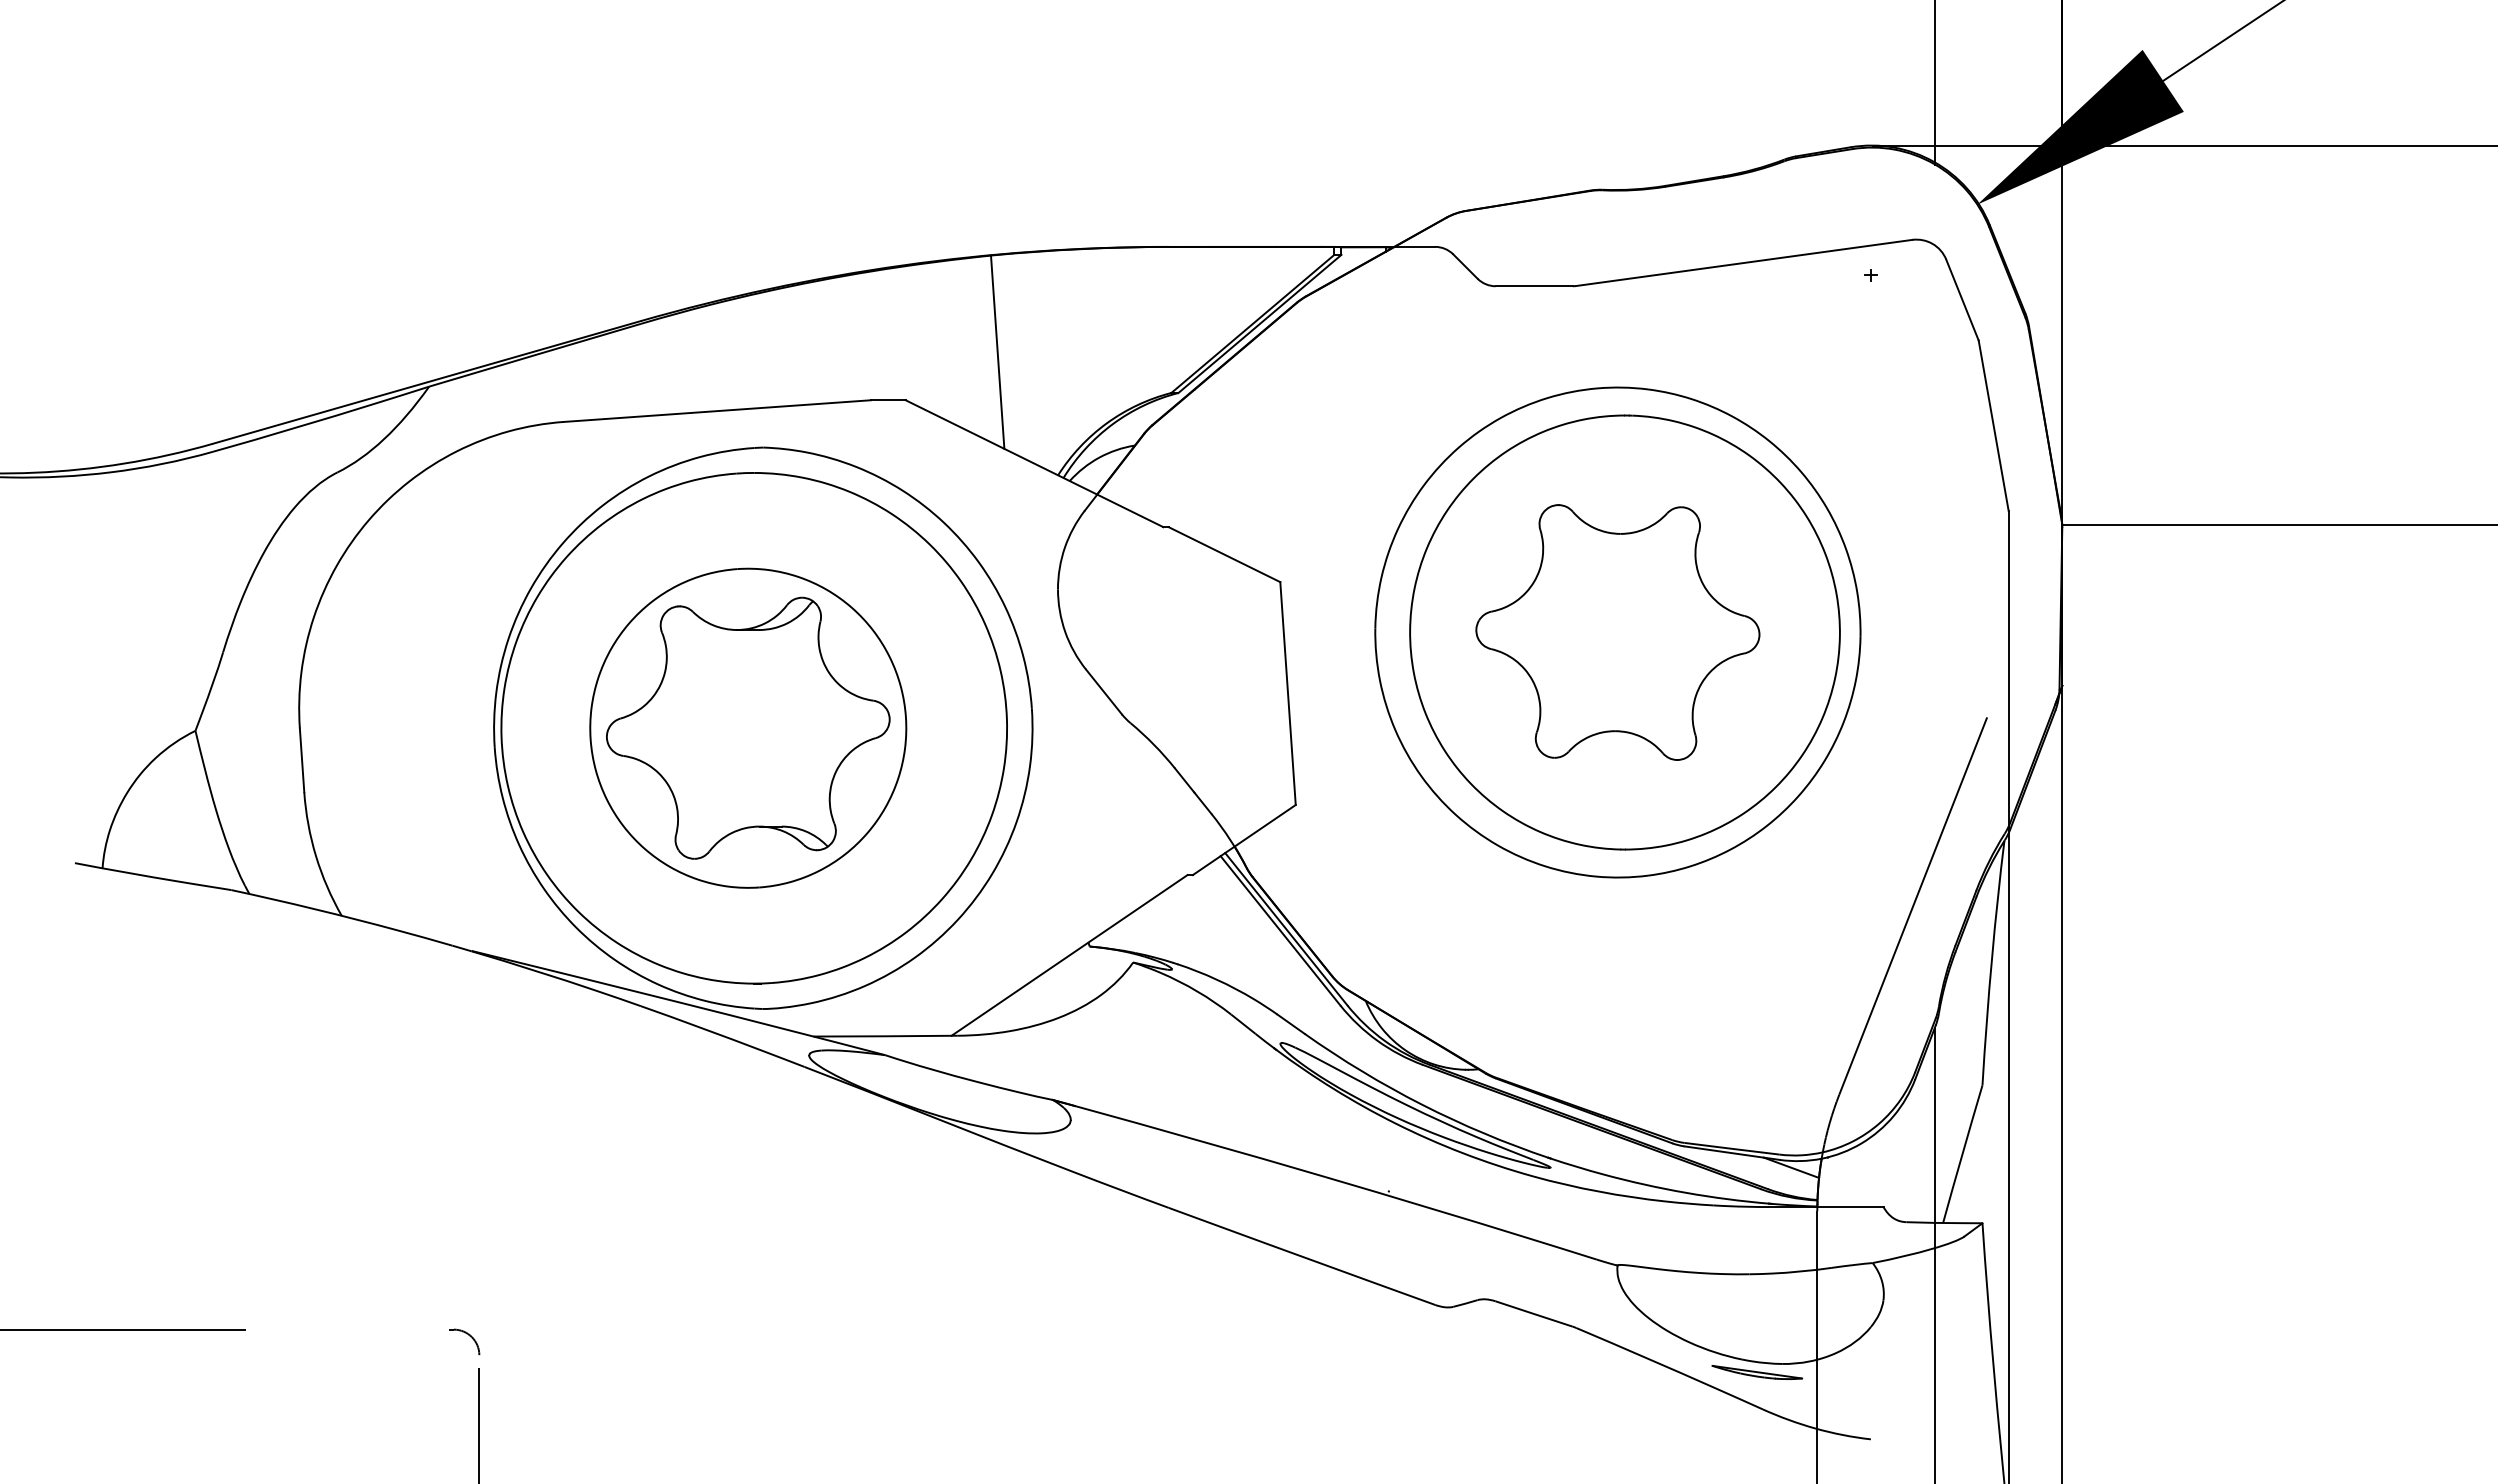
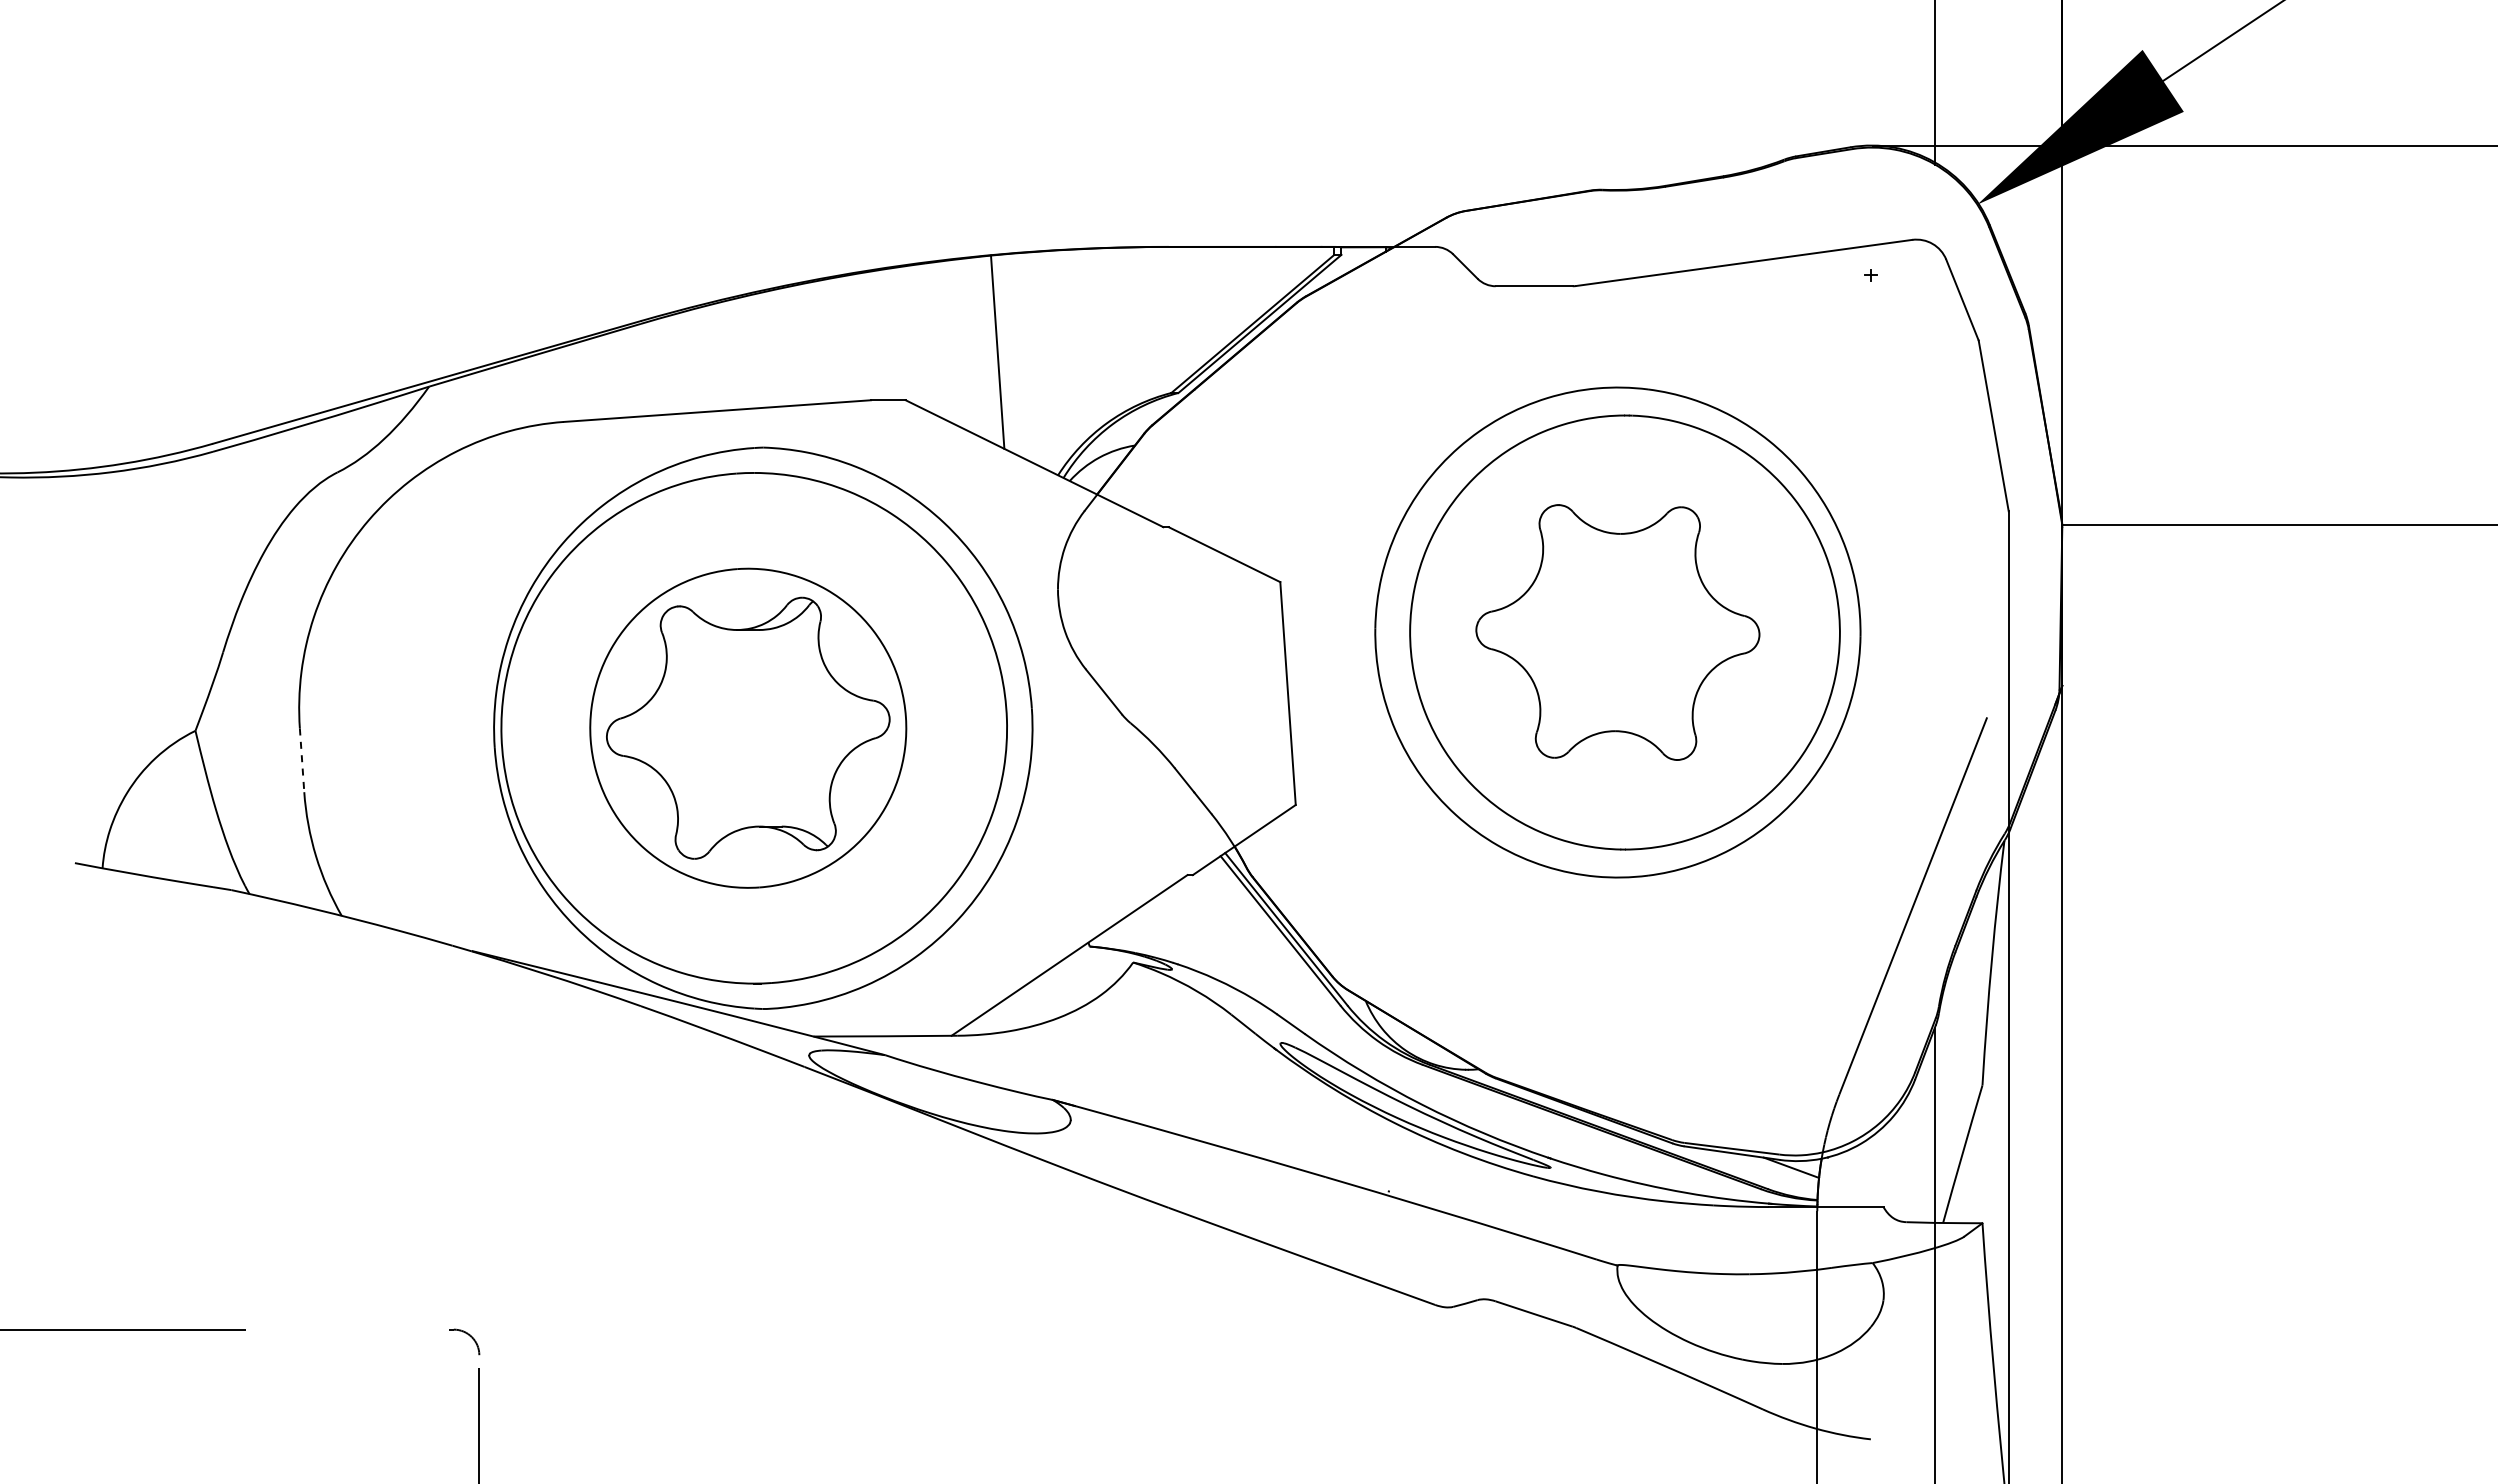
line: solid -> dashed (302, 760)
part: present -> none (1756, 1372)
